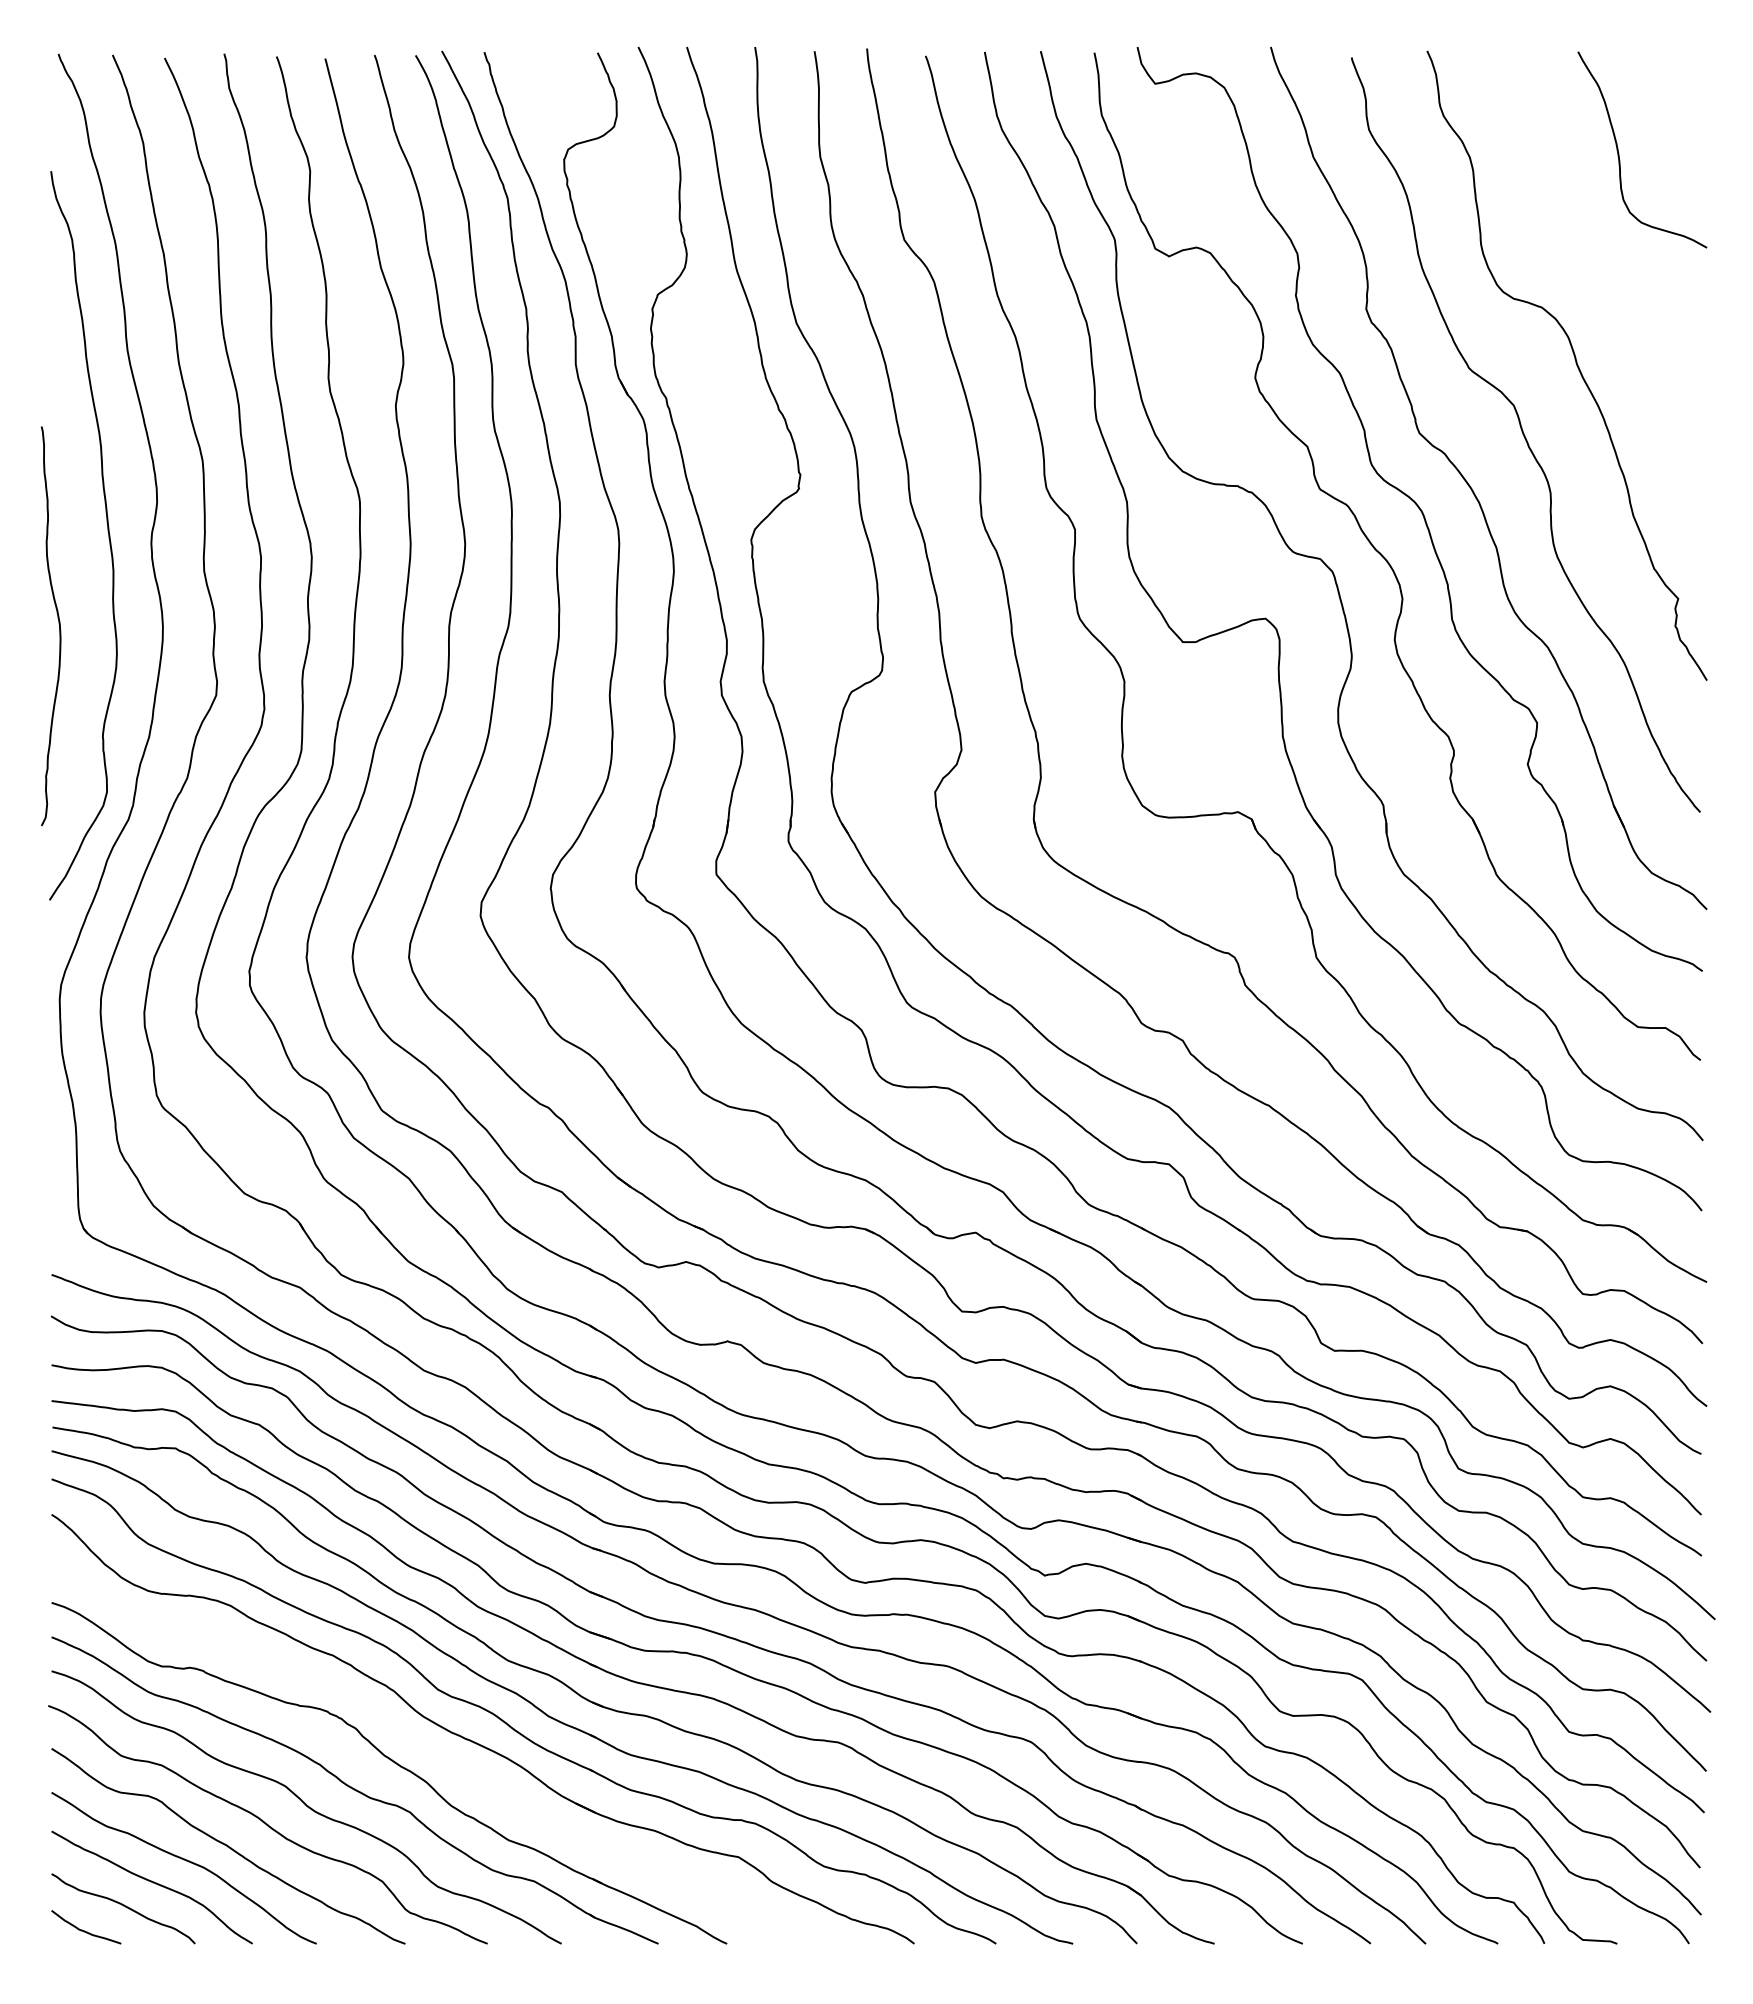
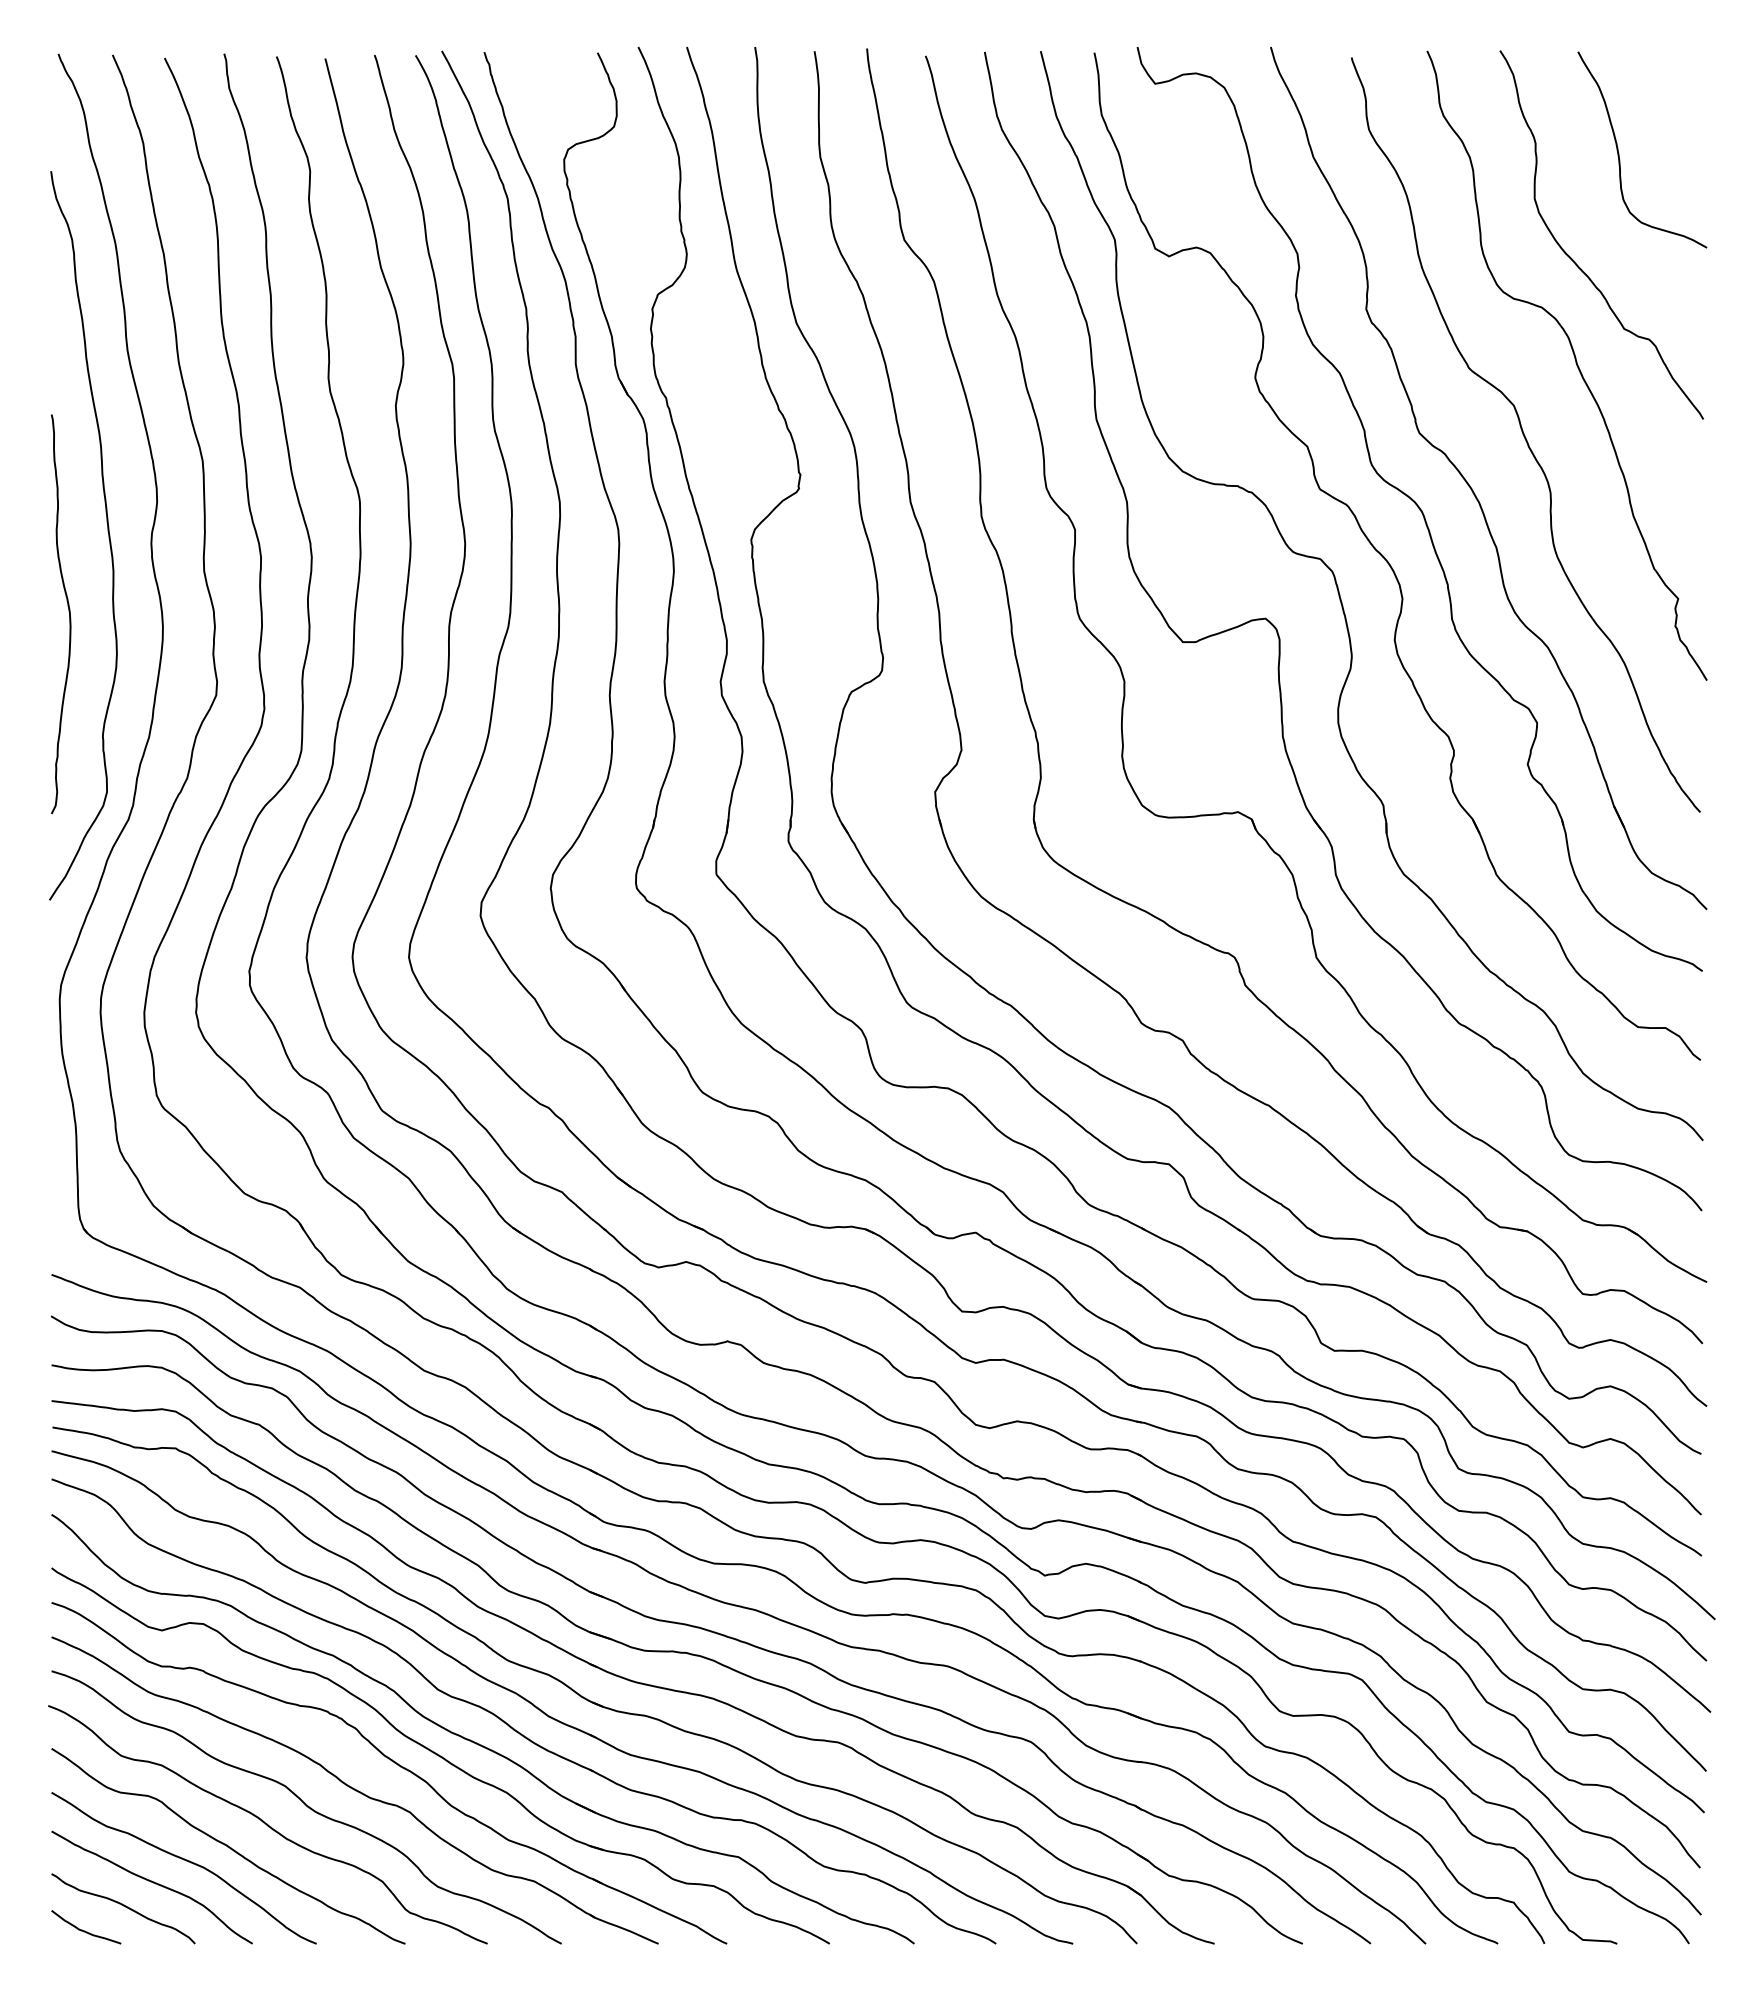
curve: none -> present (1574, 260)
curve position: (58, 623) -> (68, 611) (68, 611)
part: none -> present (440, 1755)
